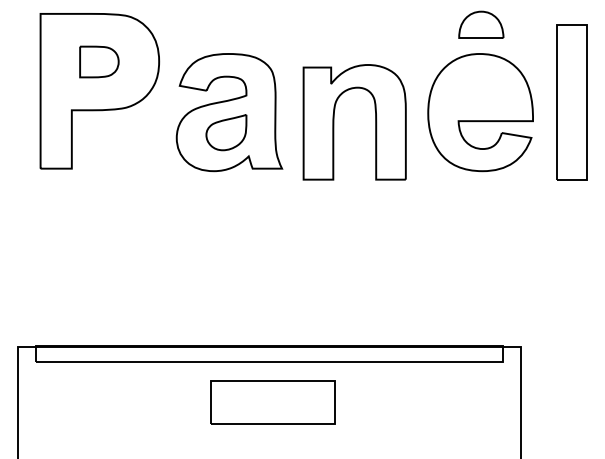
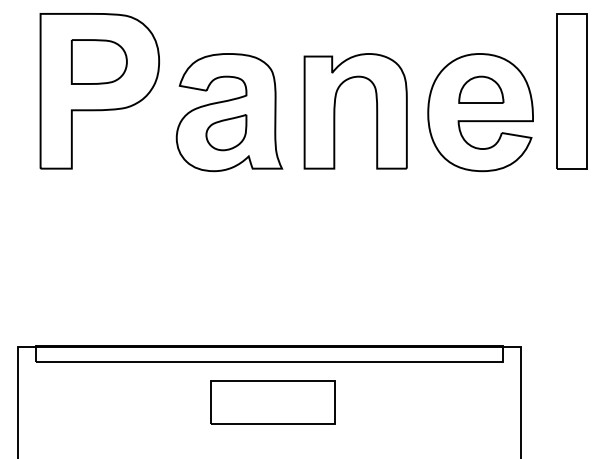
part position: (481, 24) -> (481, 89) (481, 89)
part size: 41x34 px -> 57x46 px (99, 61)
part position: (571, 102) -> (571, 91) (571, 91)
part position: (334, 122) -> (335, 111) (335, 111)
